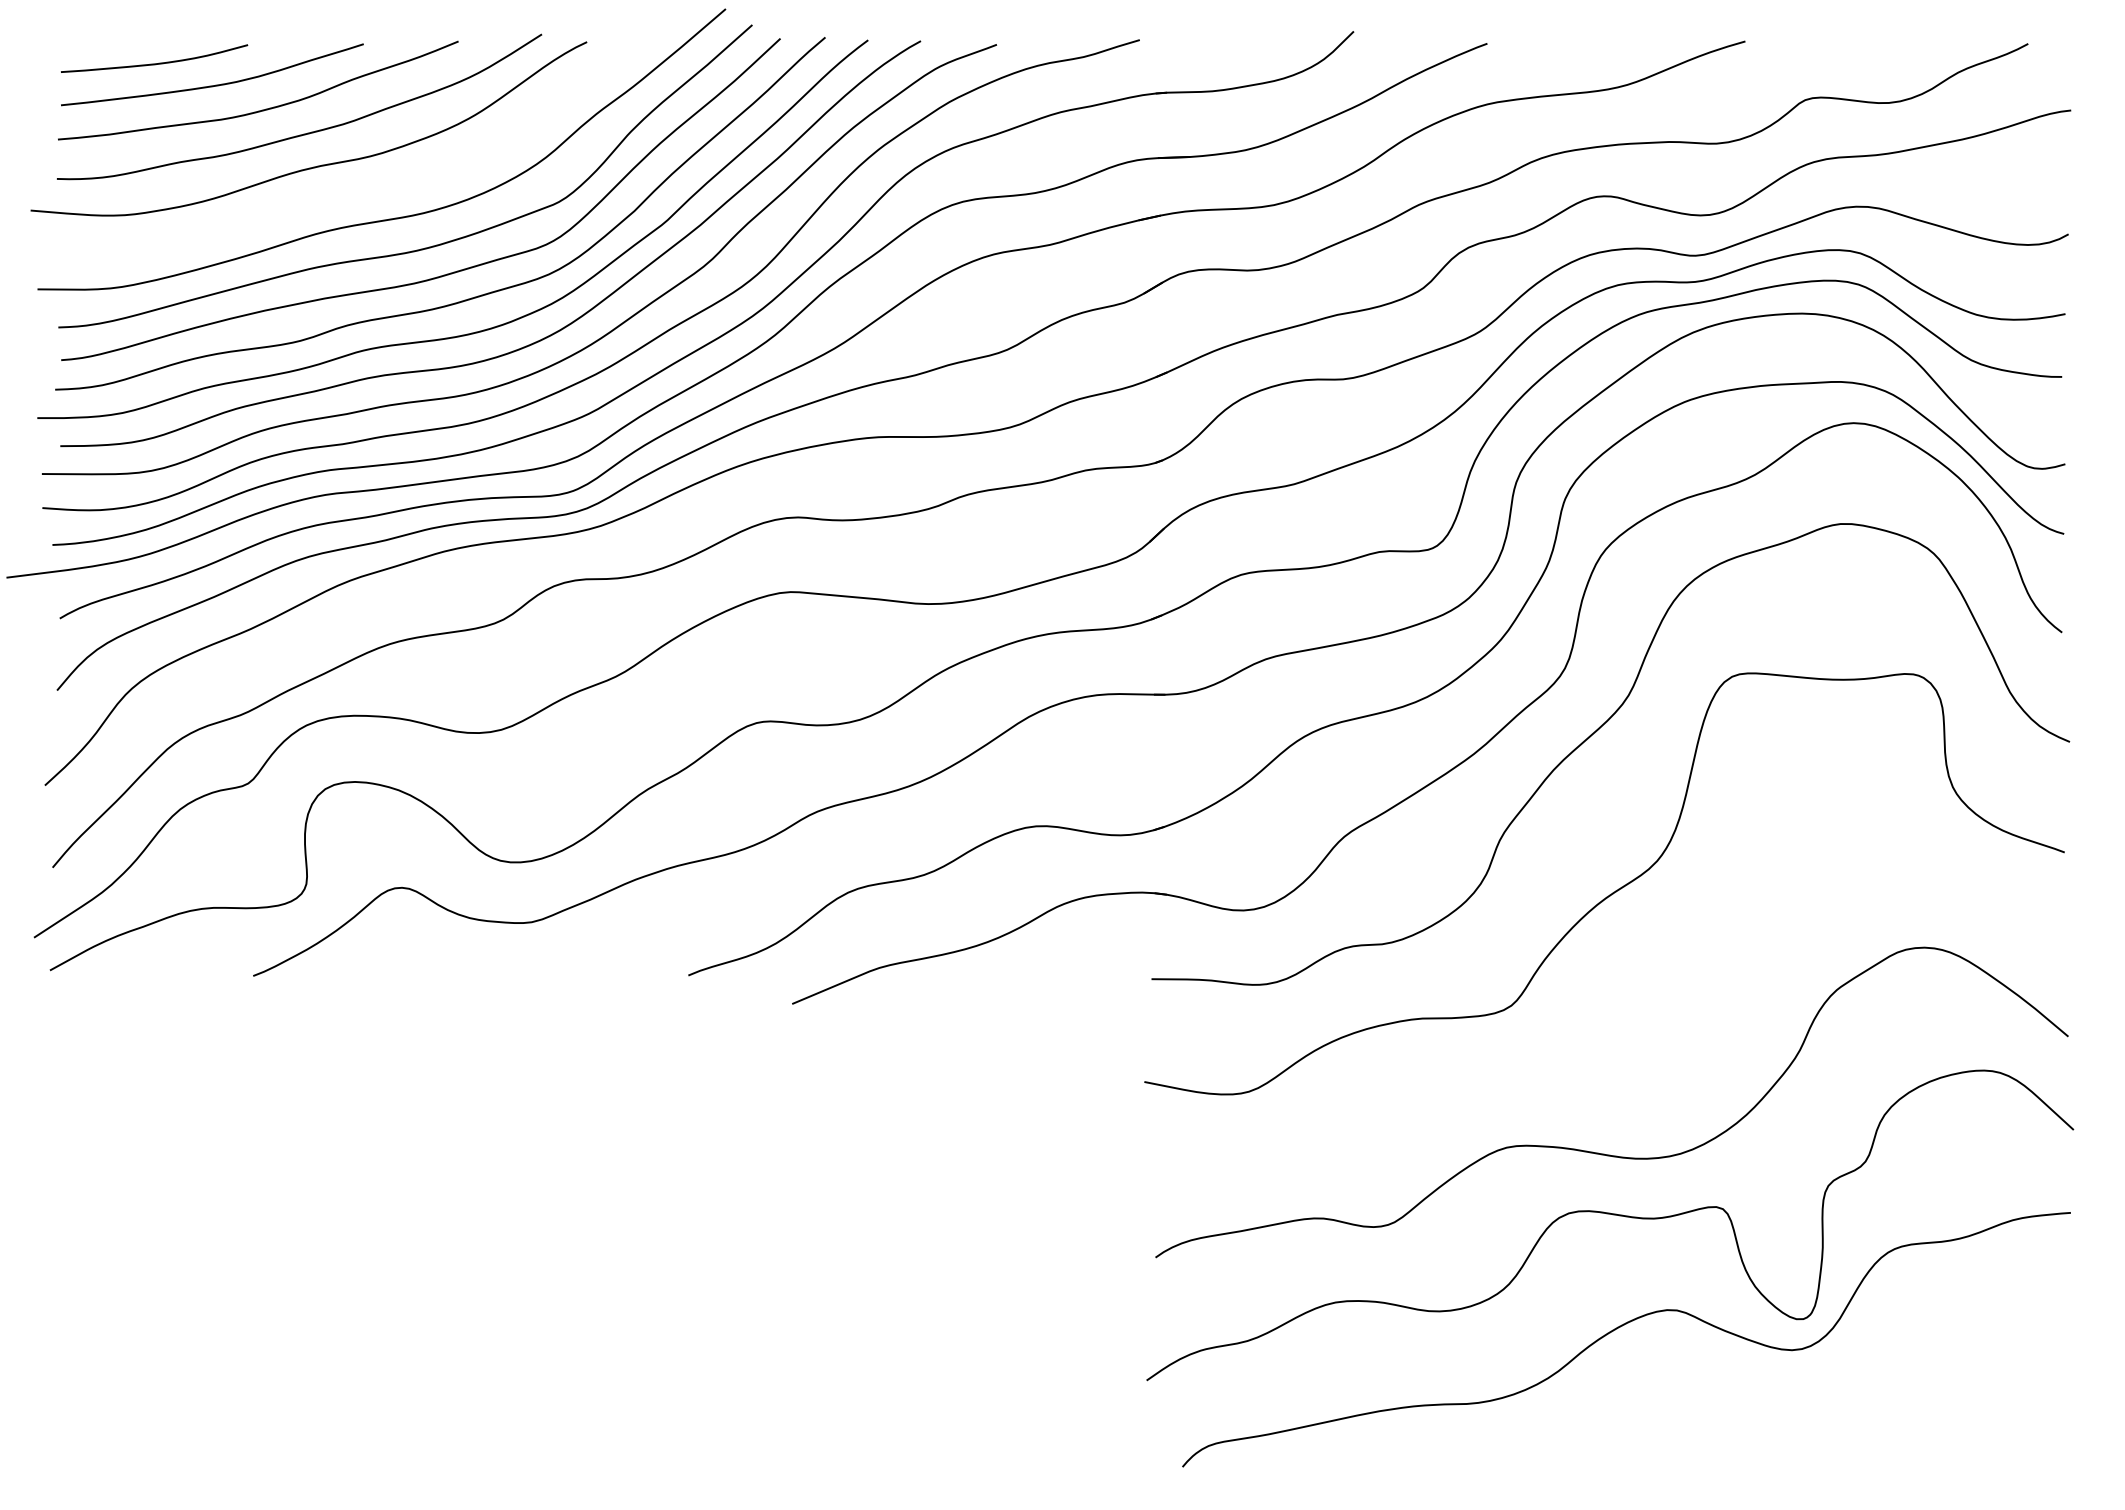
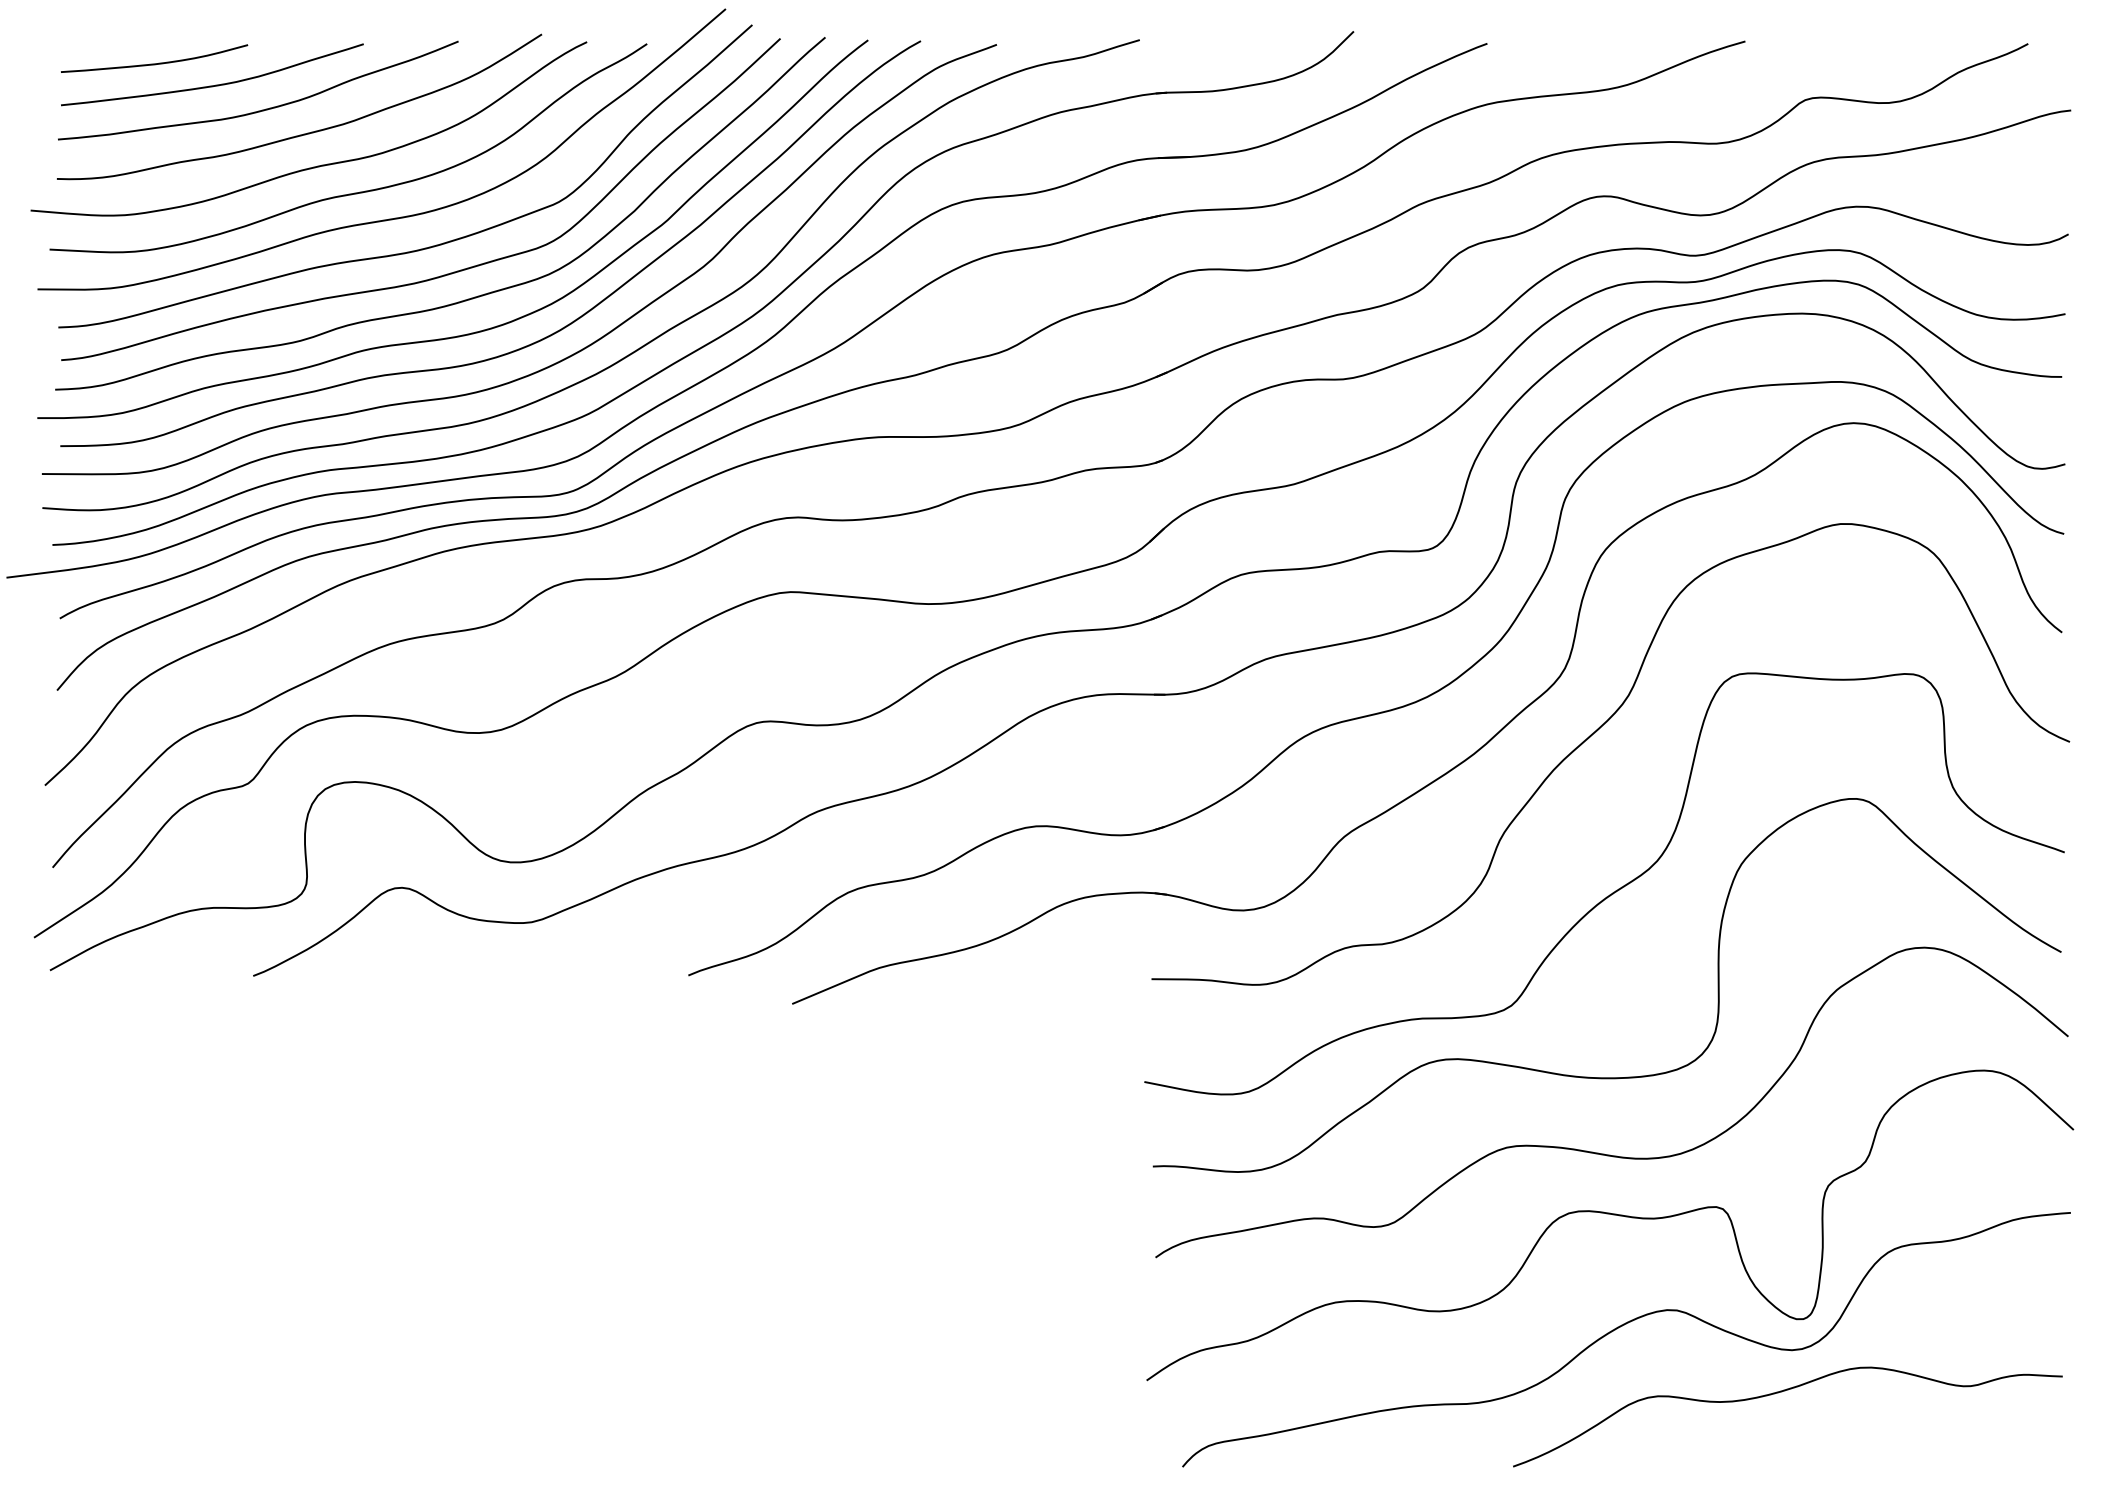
curve: none -> present (359, 191)
curve: none -> present (1606, 1077)
curve: none -> present (1782, 1392)
